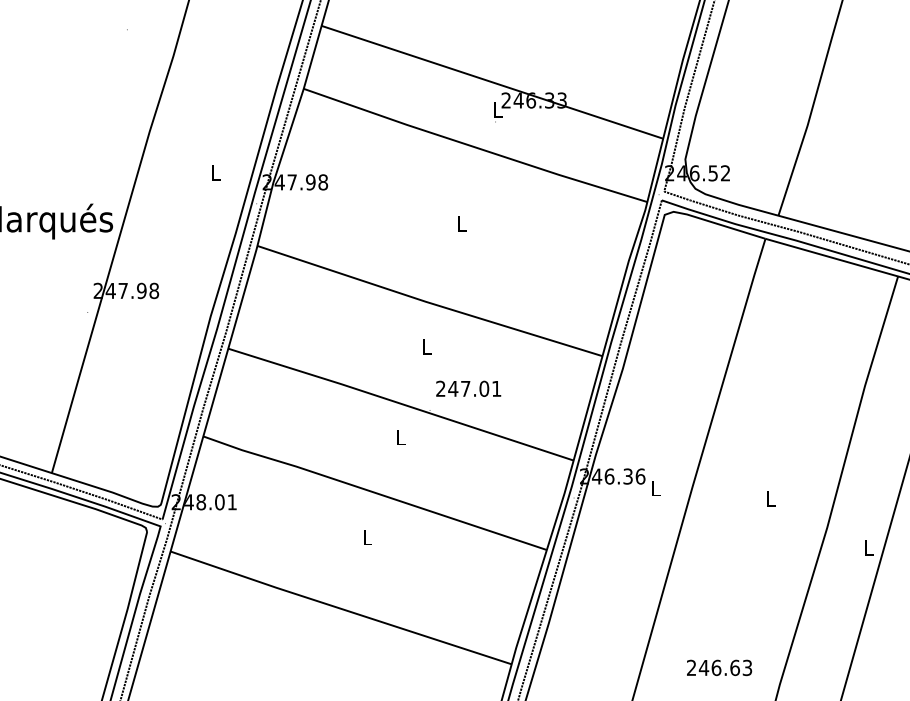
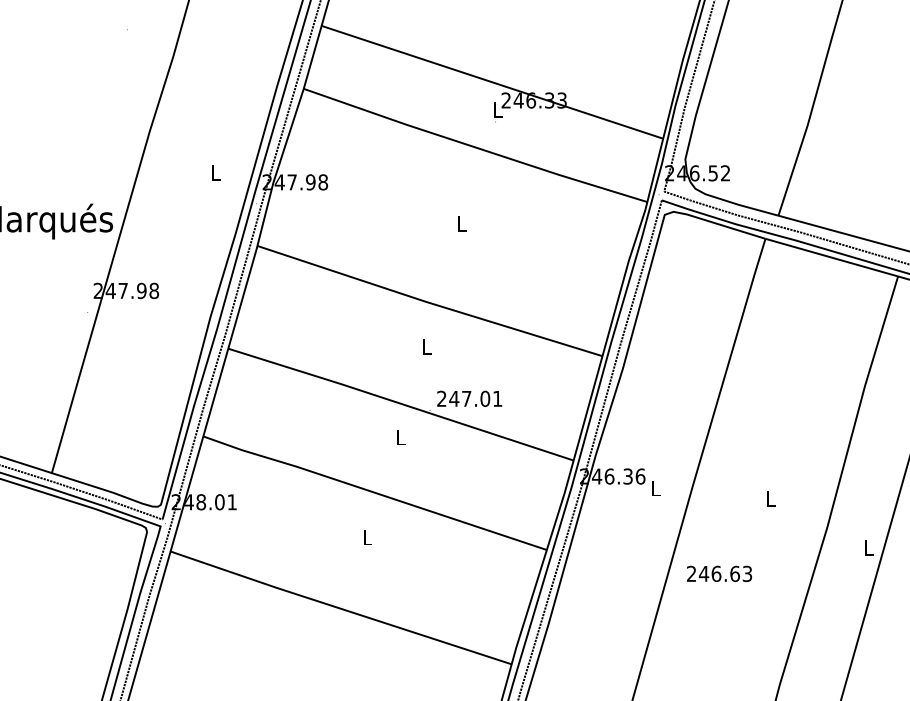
text position: (468, 388) -> (469, 398) (469, 398)
text position: (719, 667) -> (719, 573) (719, 573)
